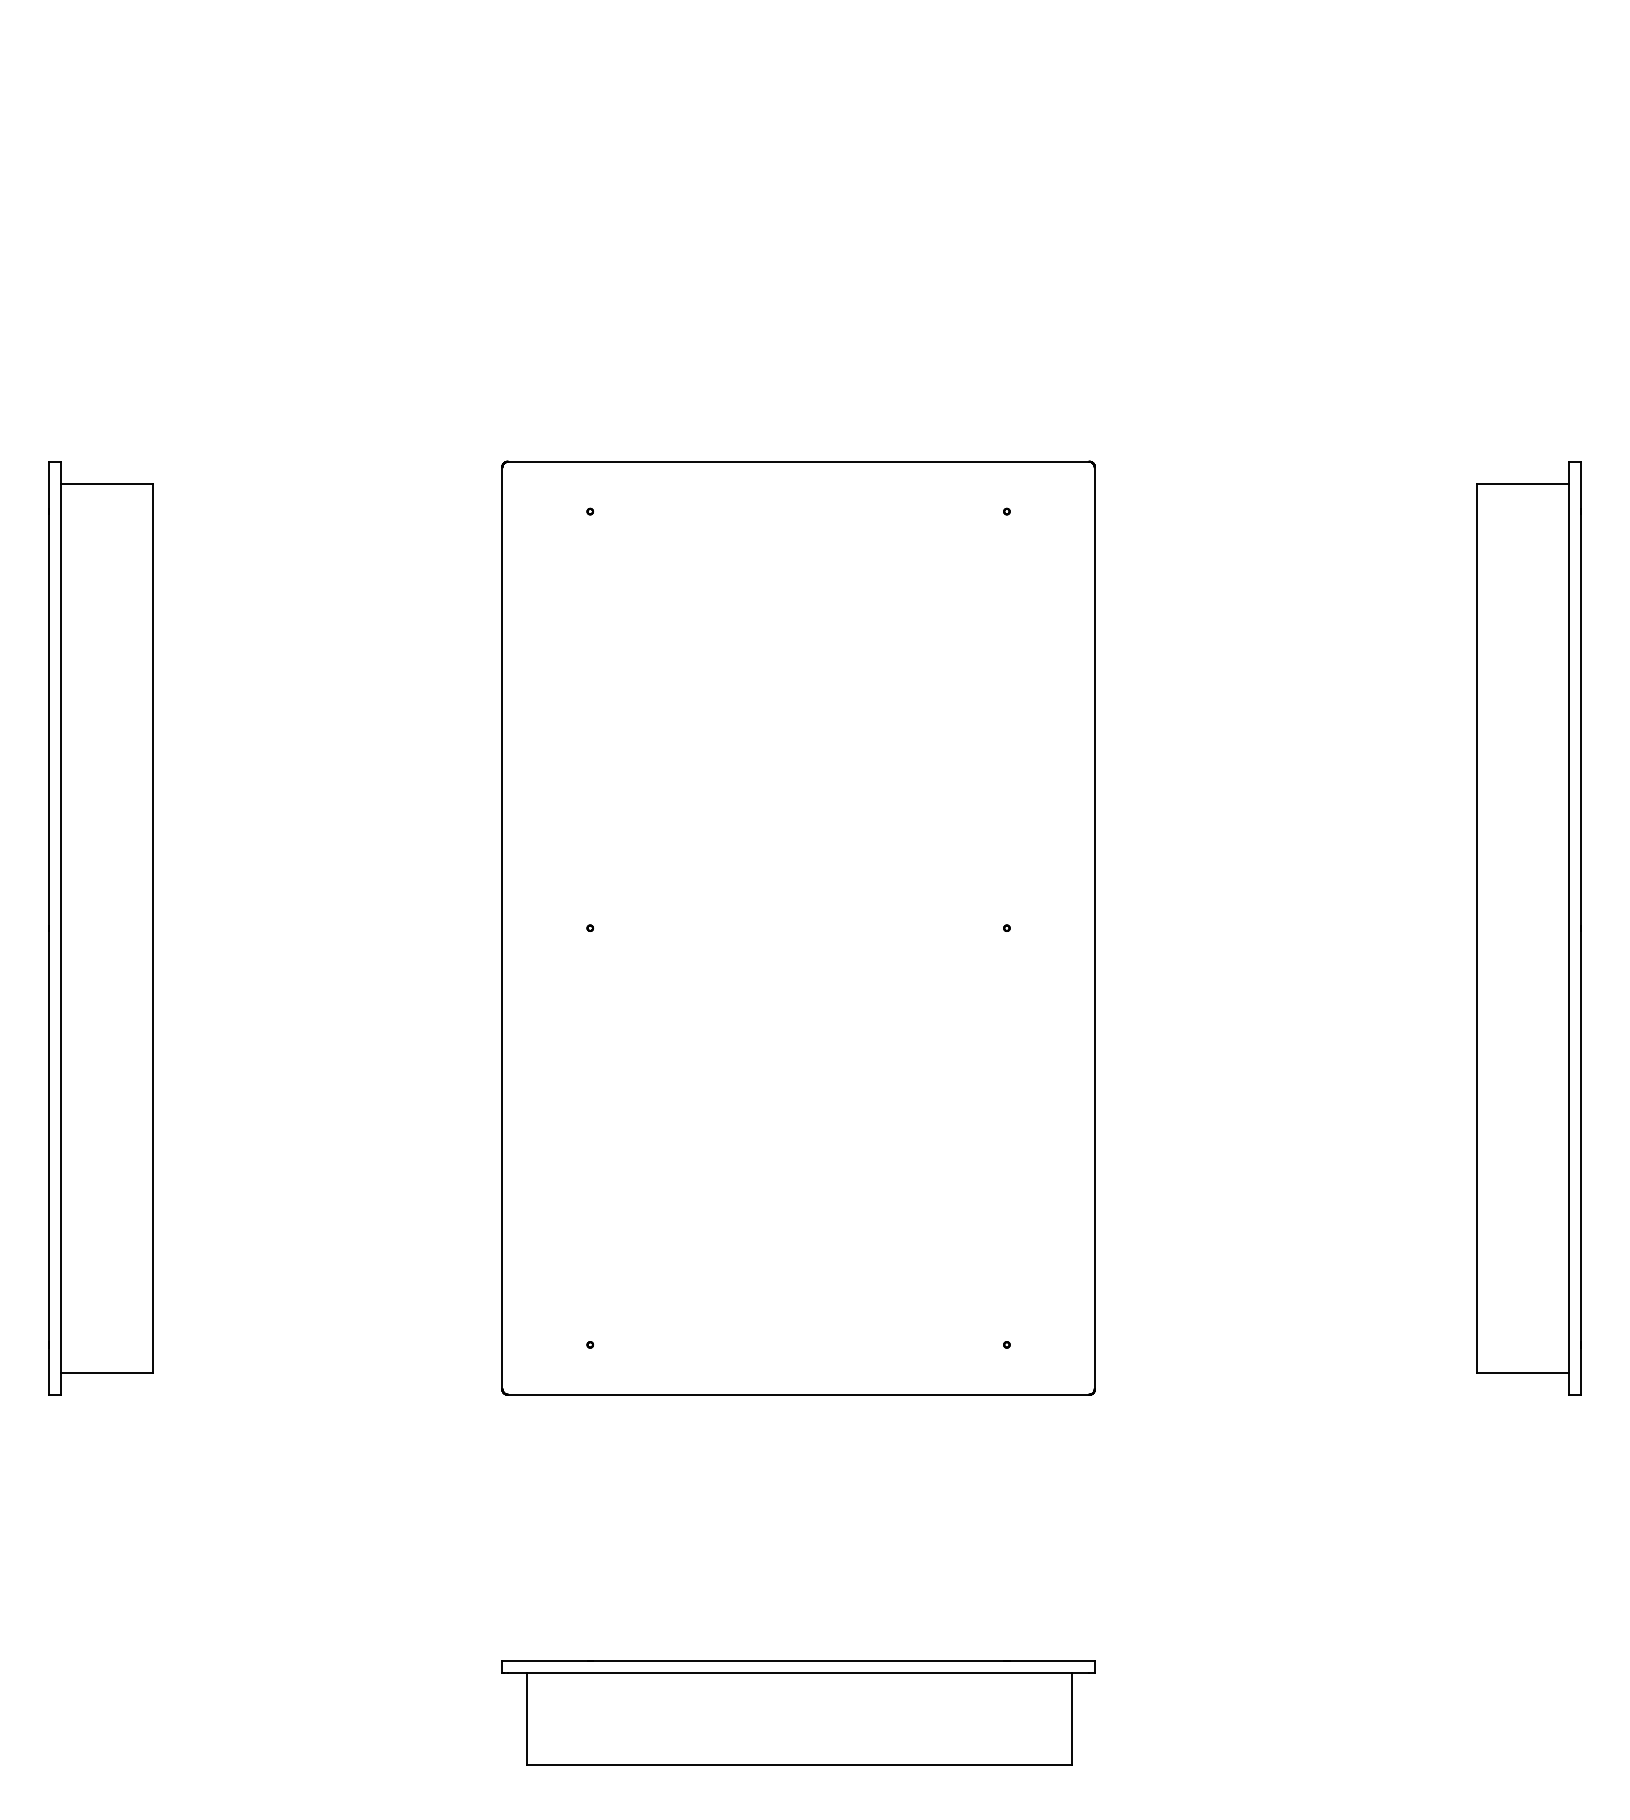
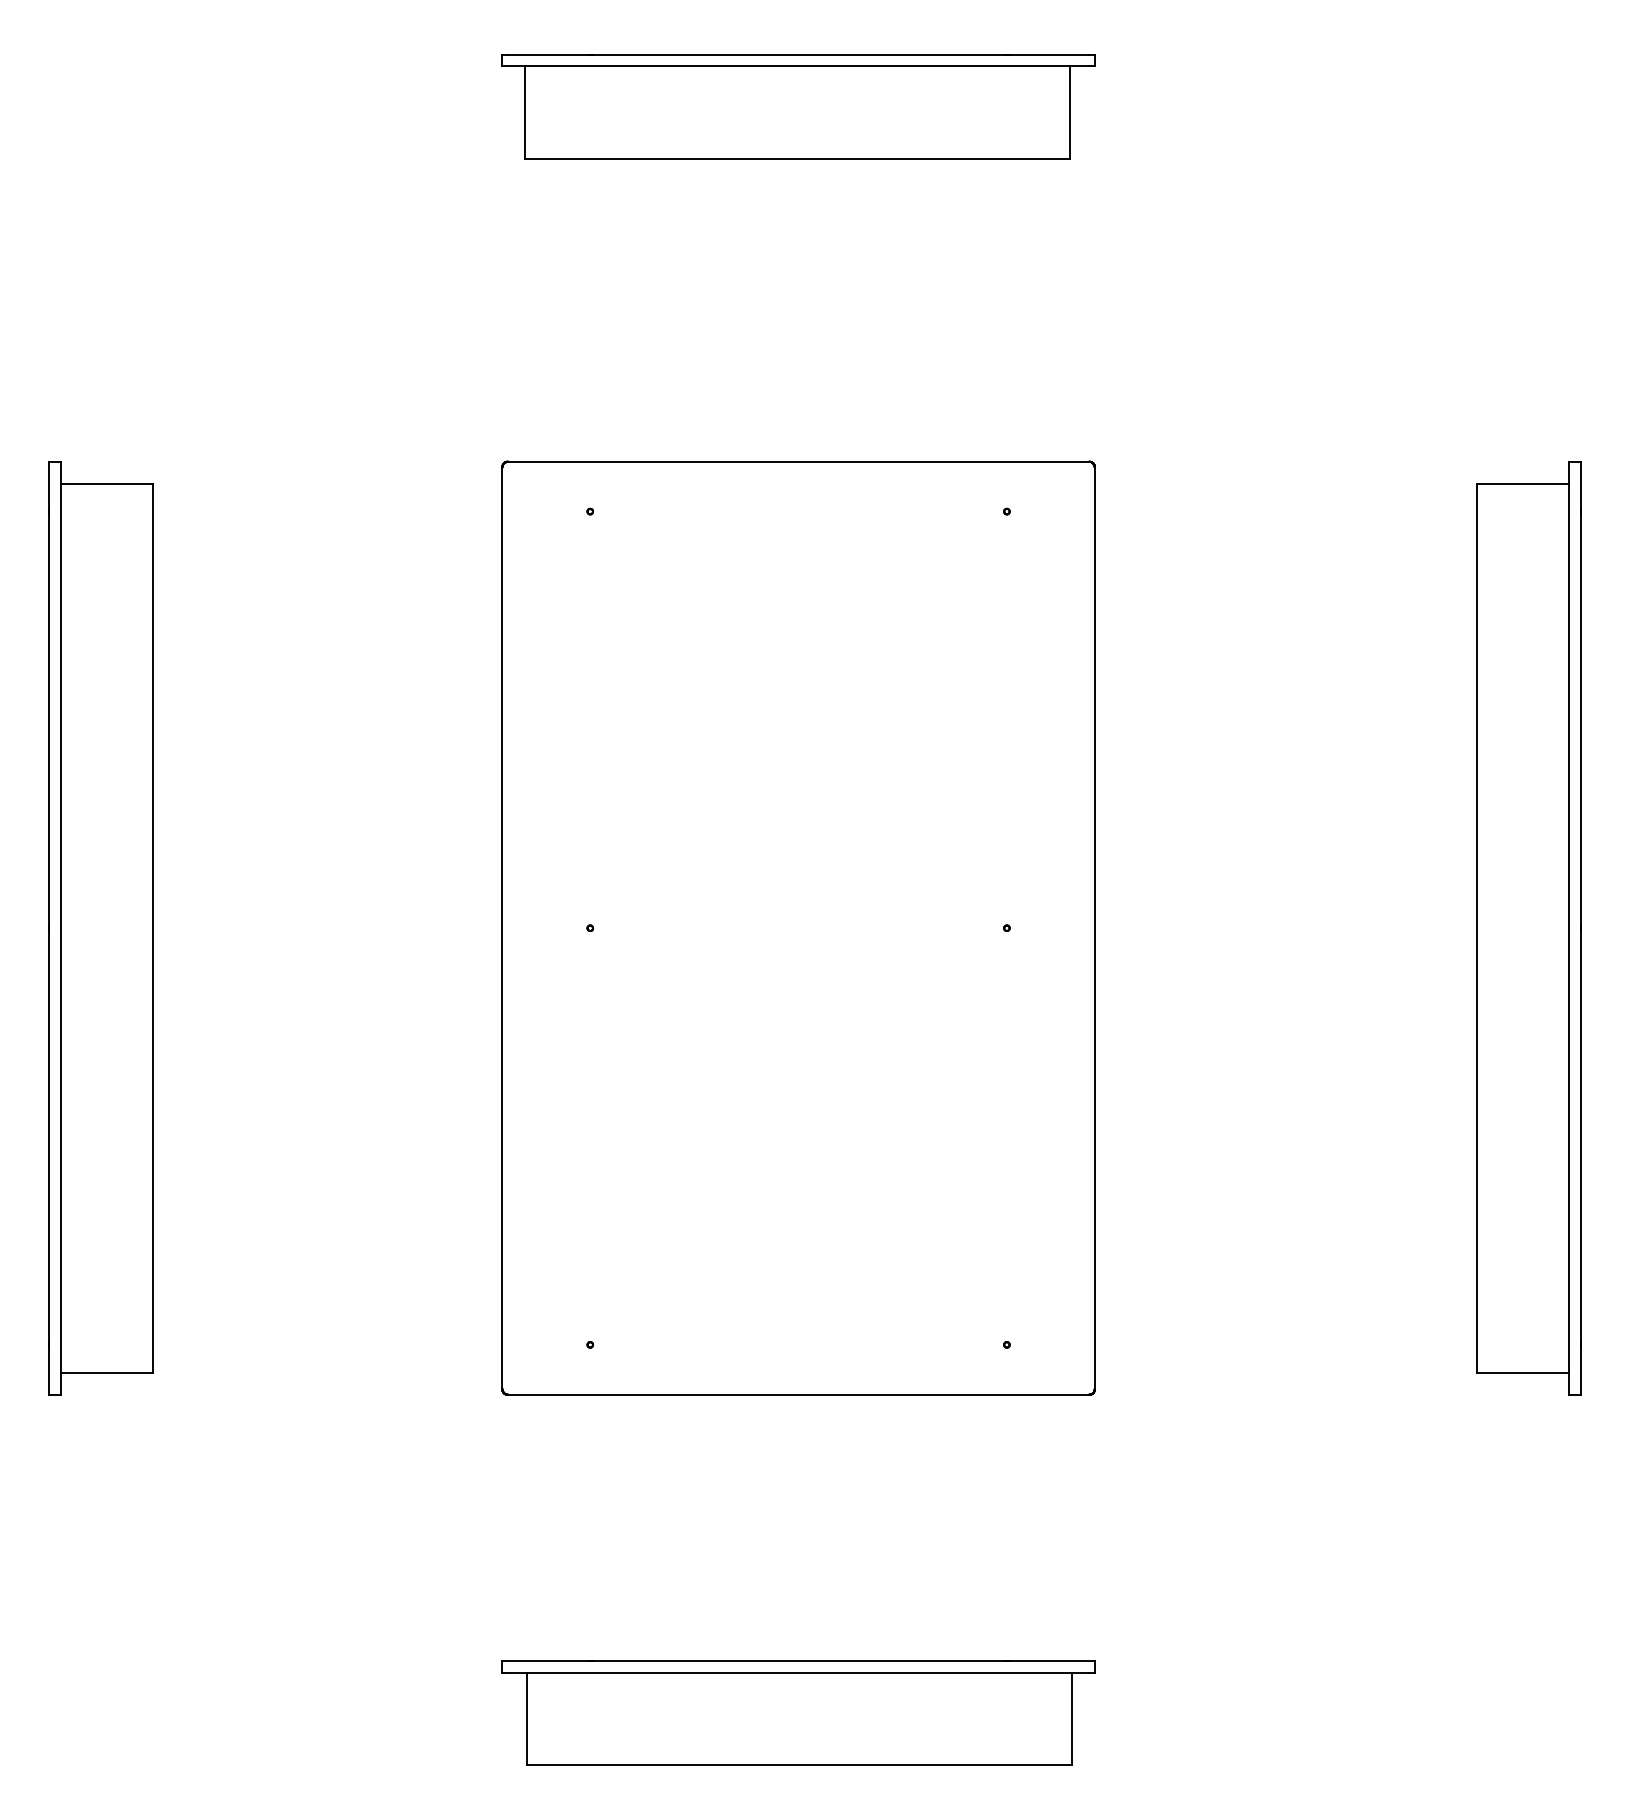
part: none -> present (798, 106)
